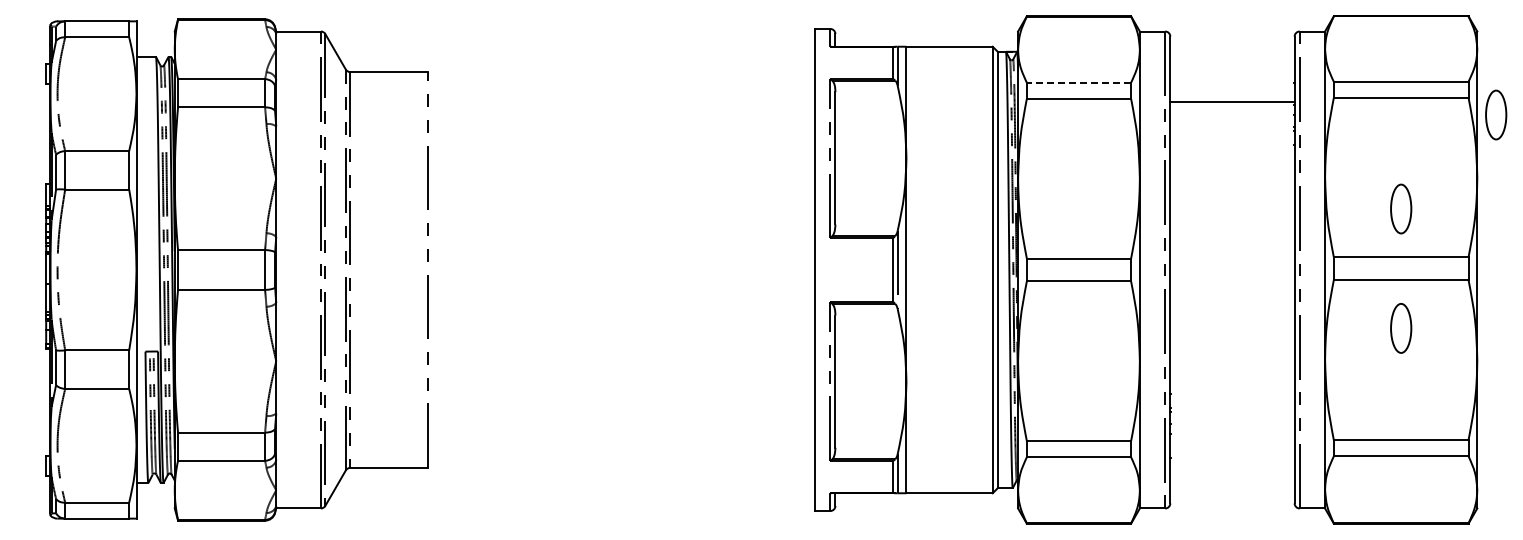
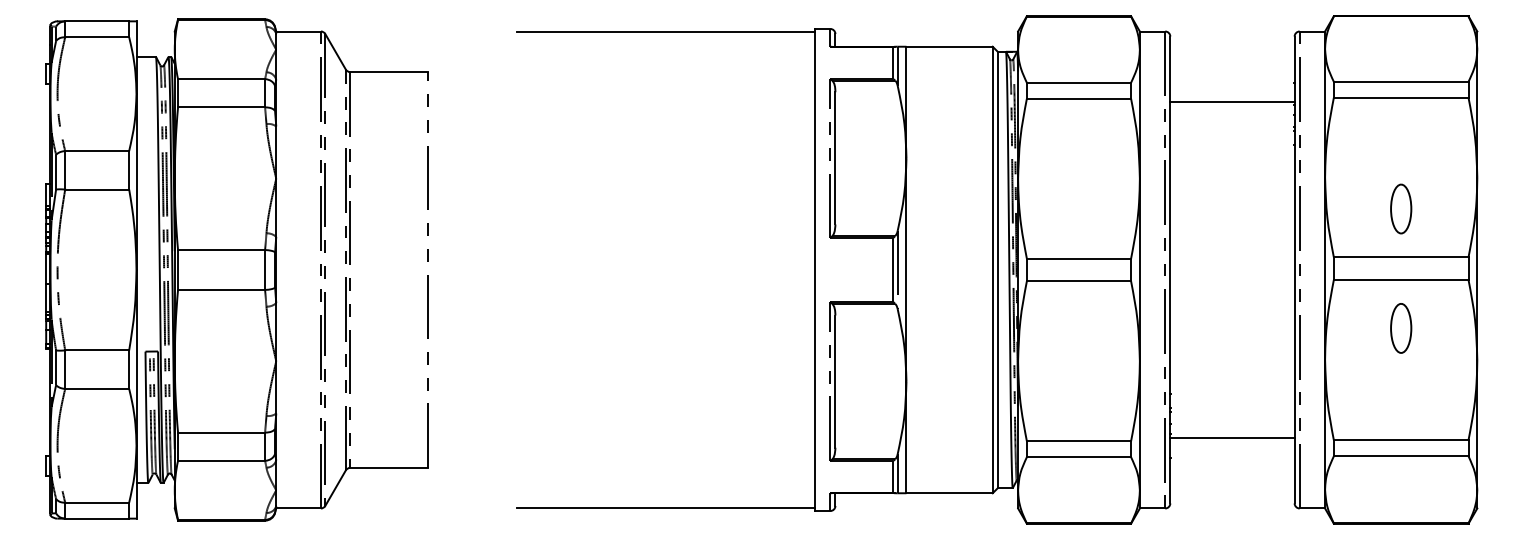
line: none -> present (665, 31)
line: dashed -> solid (1078, 82)
part: present -> none (1496, 114)
line: none -> present (1232, 438)
line: none -> present (665, 508)
